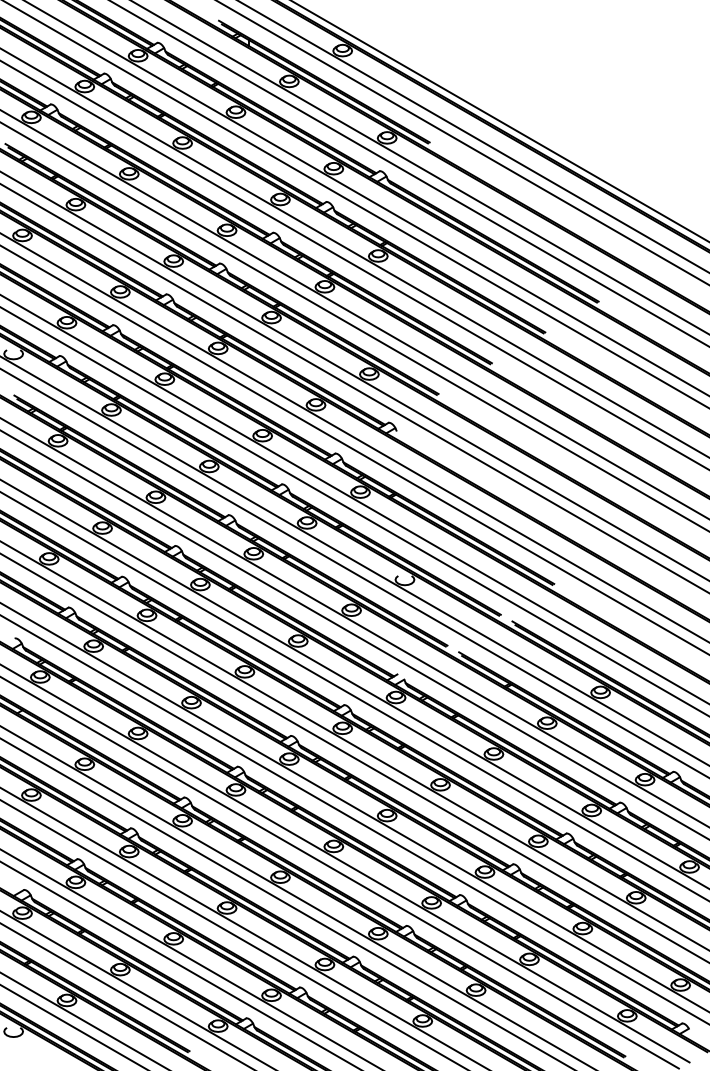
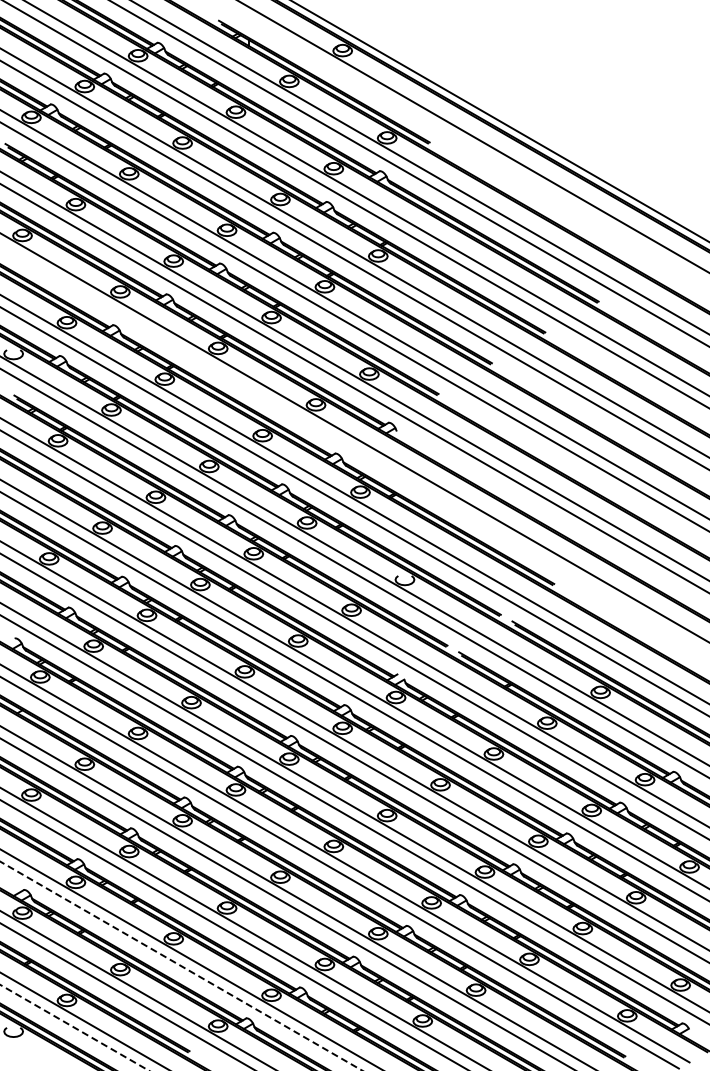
line: present -> none (462, 142)
line: present -> none (354, 449)
line: solid -> dashed (181, 966)
line: solid -> dashed (74, 1027)
